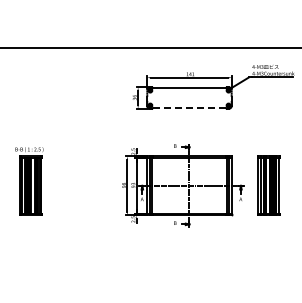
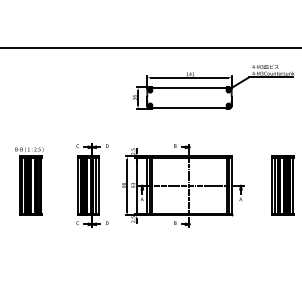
line: dashed -> solid (189, 108)
part: none -> present (92, 185)
part position: (268, 185) -> (282, 185) (282, 185)
